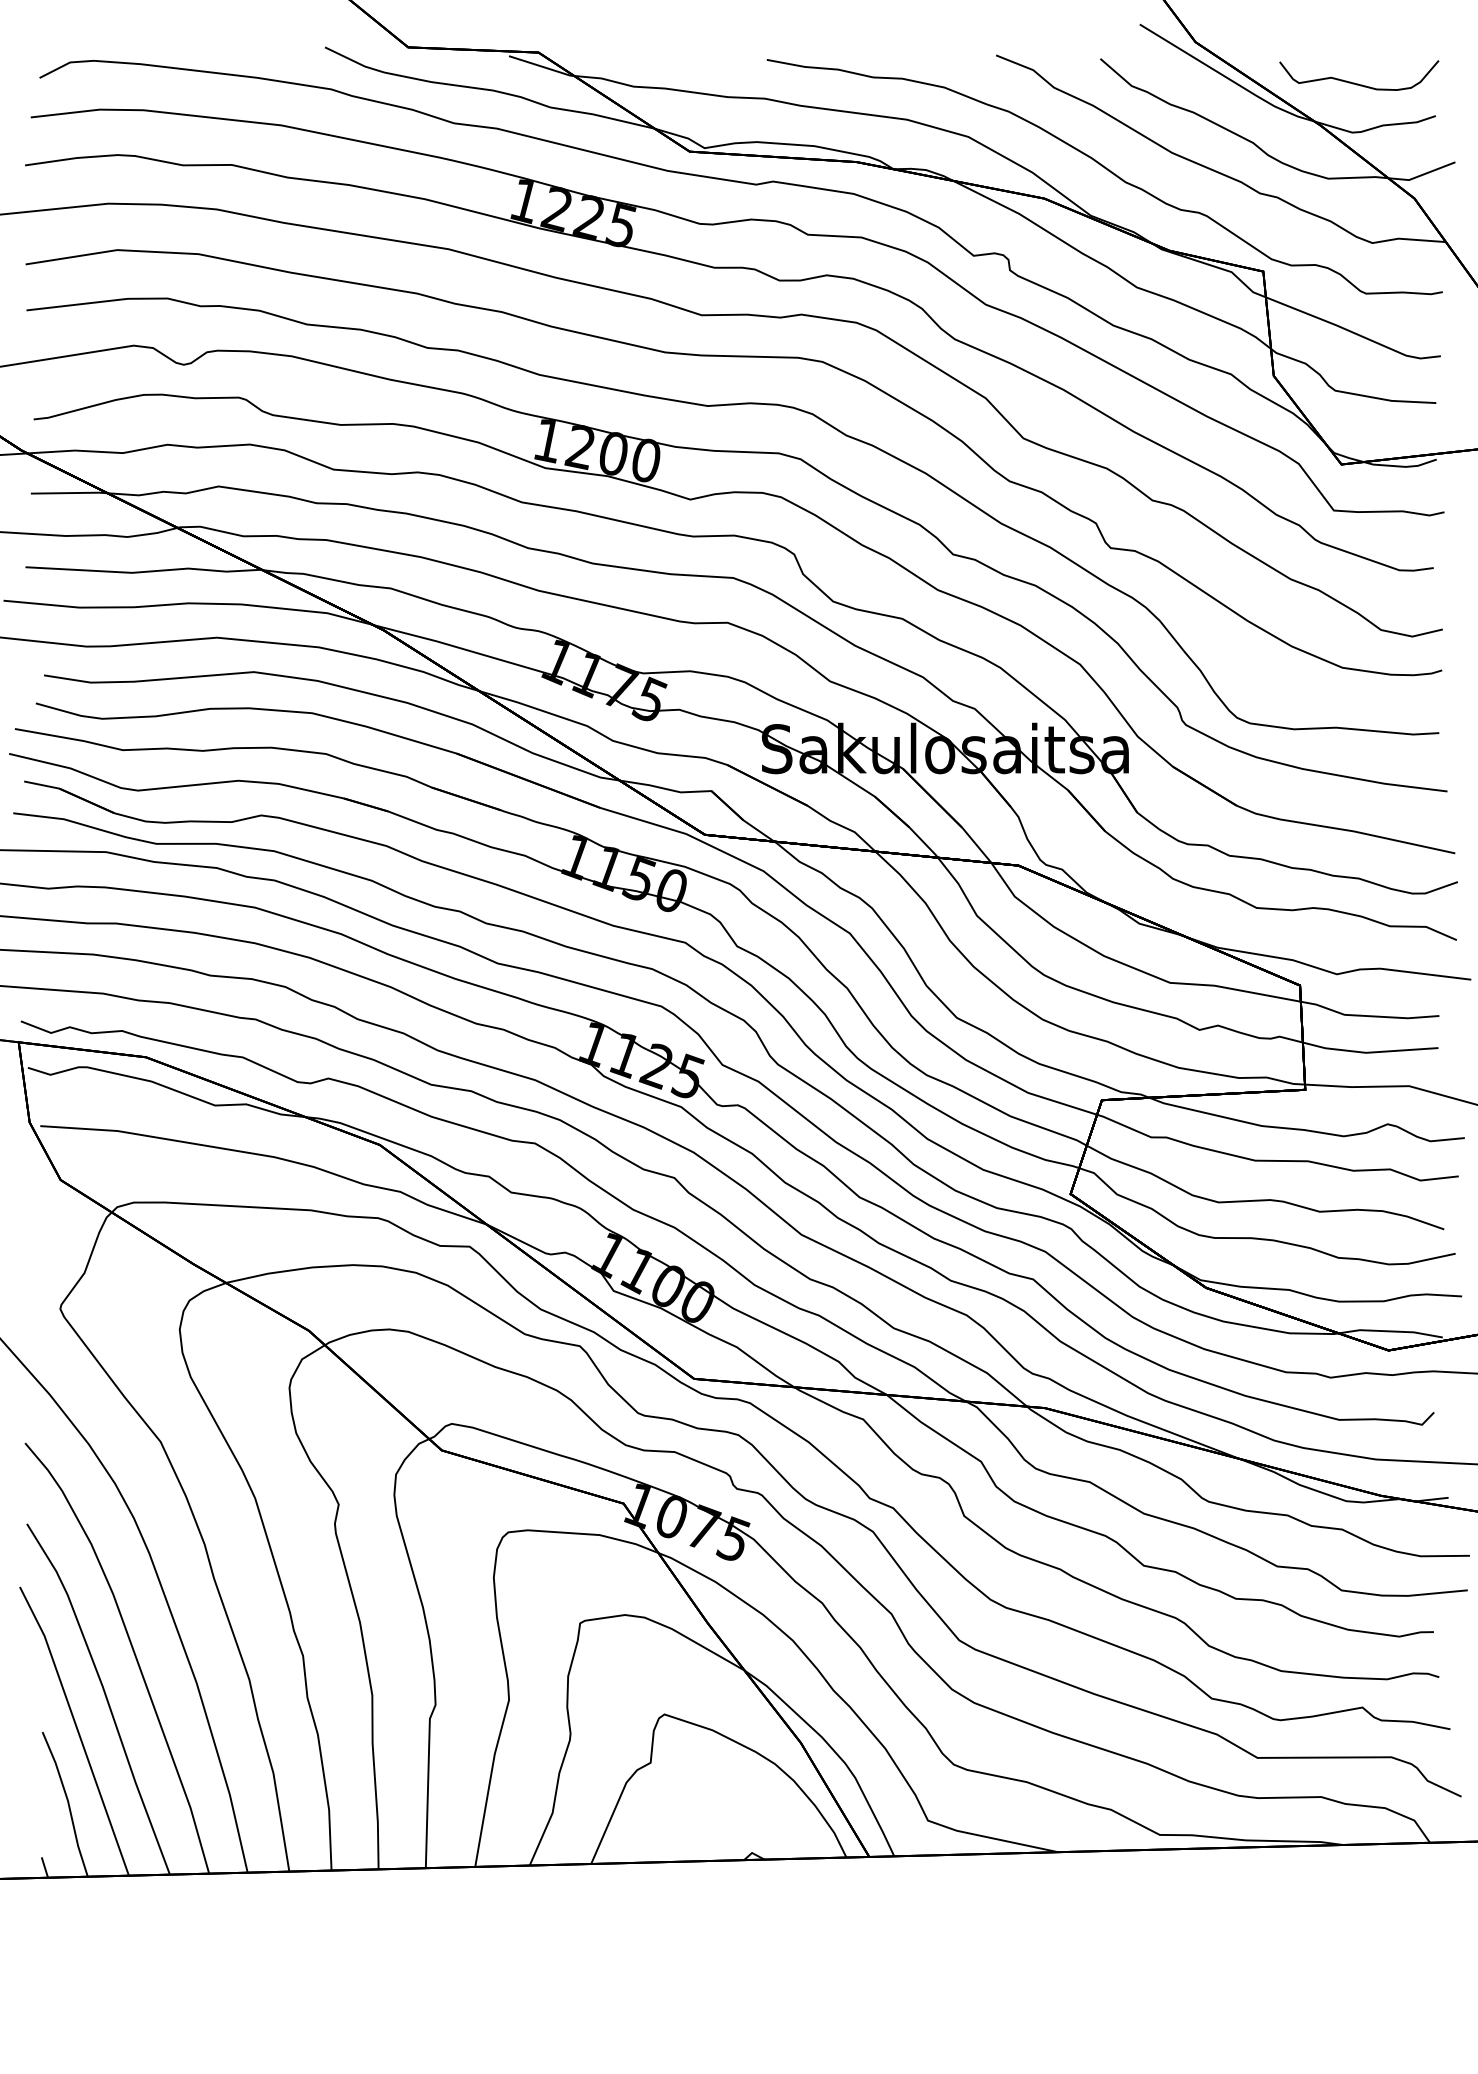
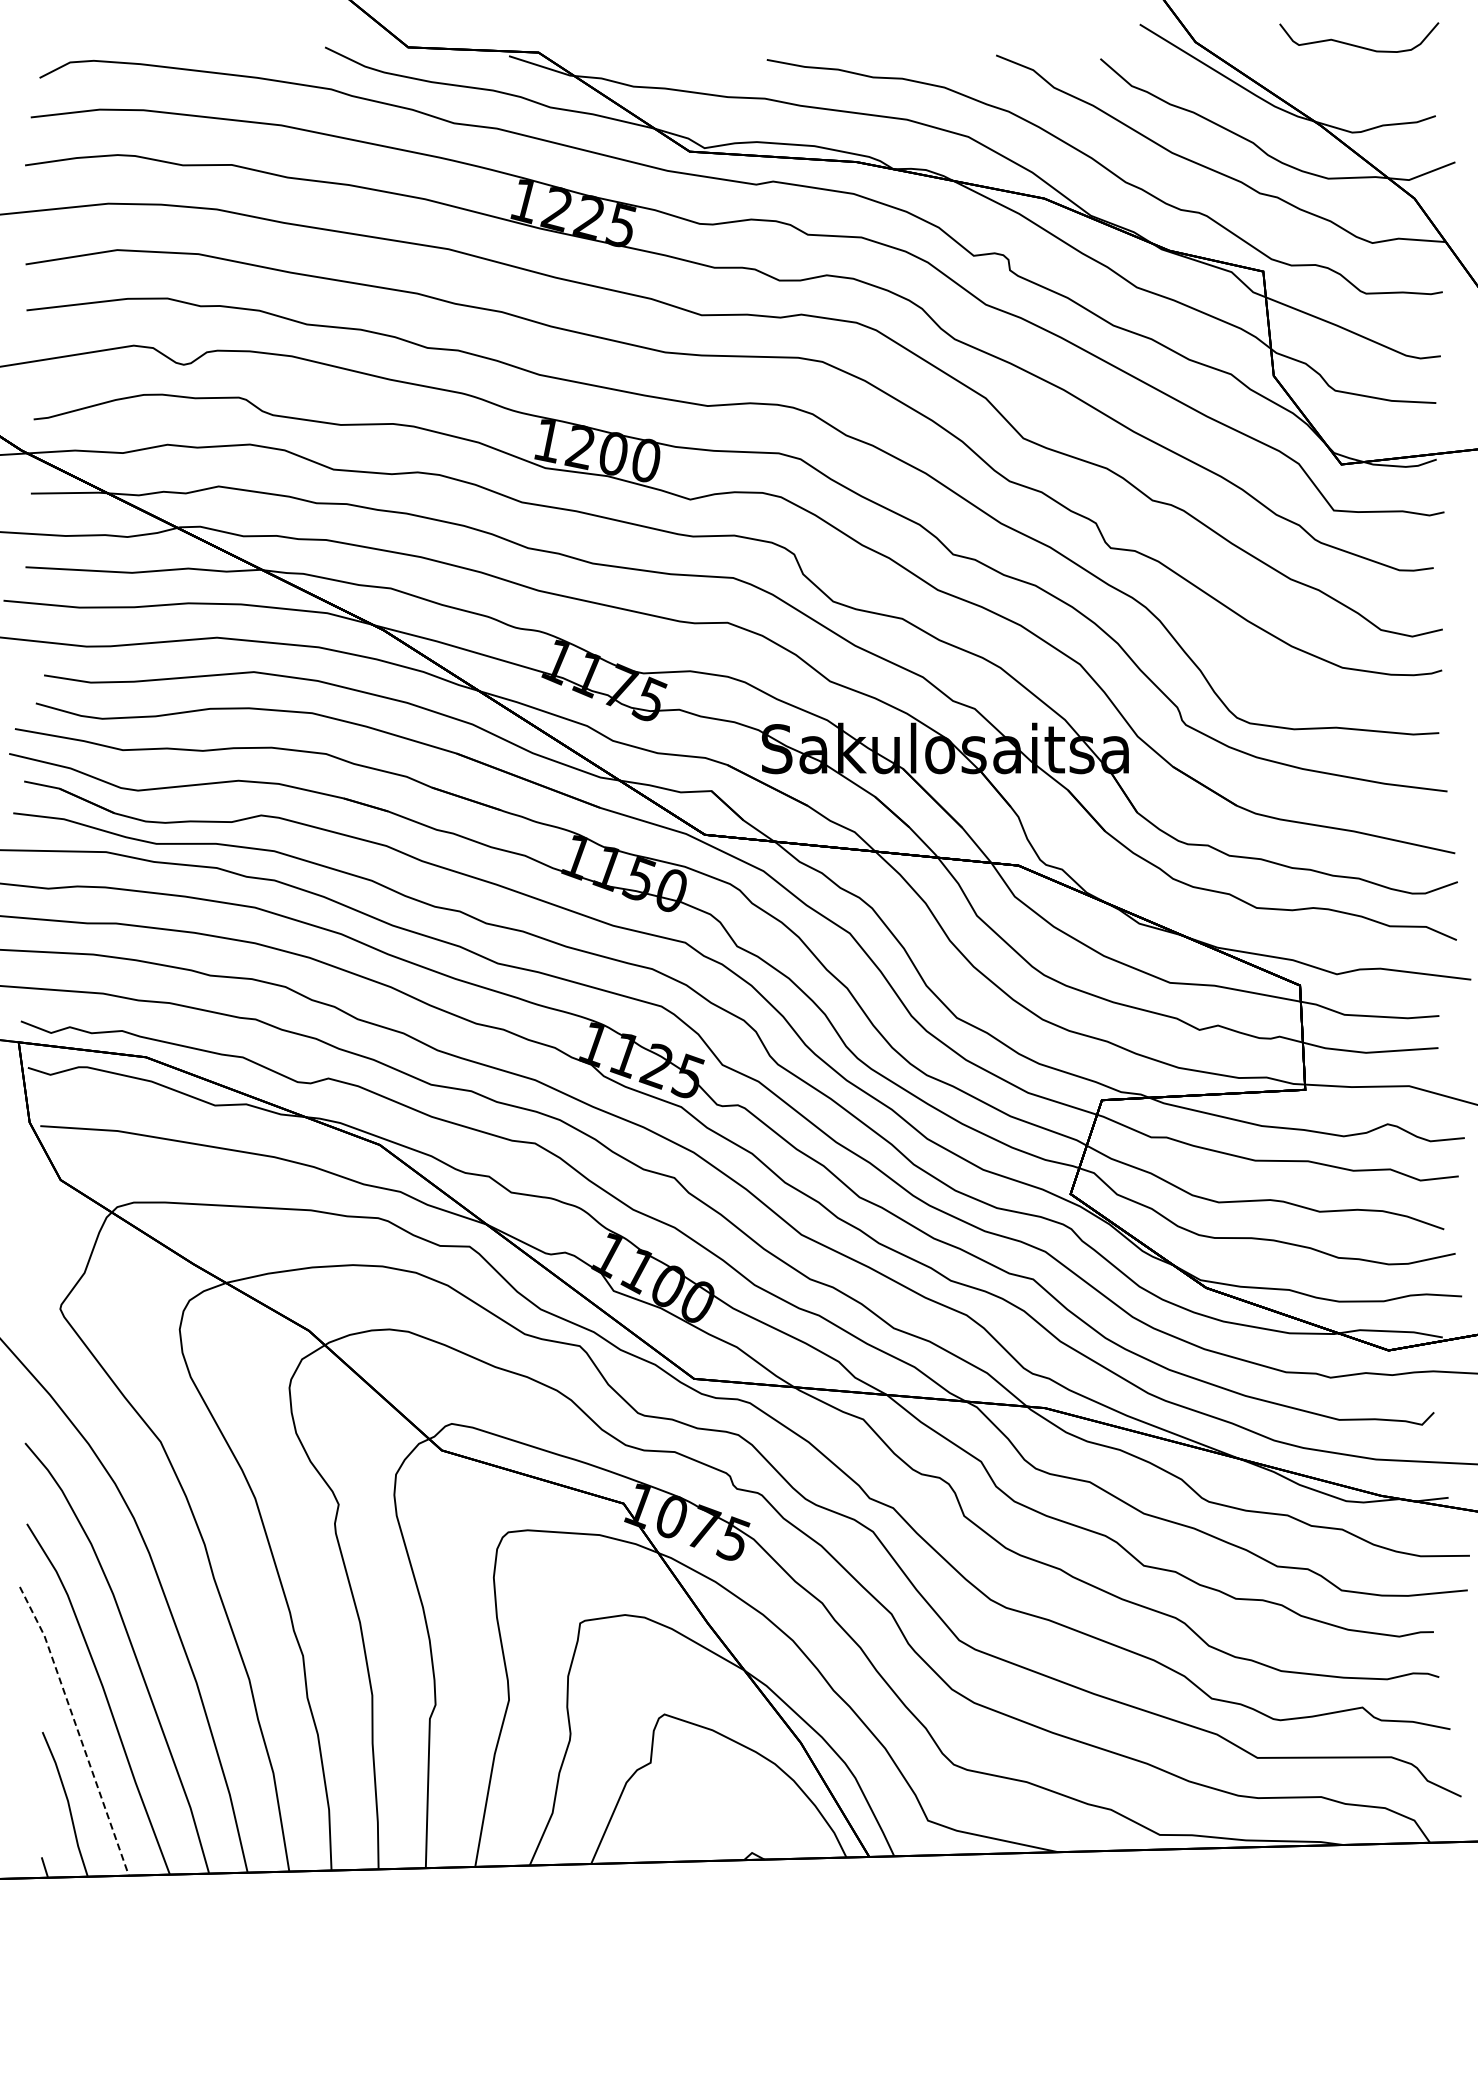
curve position: (1358, 83) -> (1358, 45) (1358, 45)
line: solid -> dashed (77, 1729)
